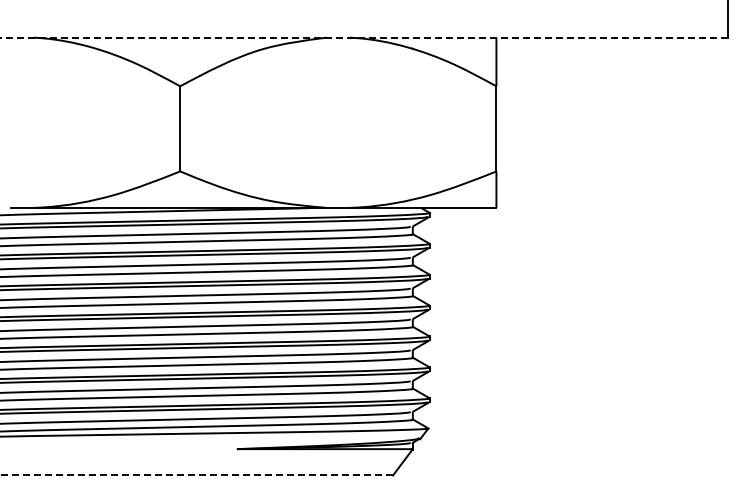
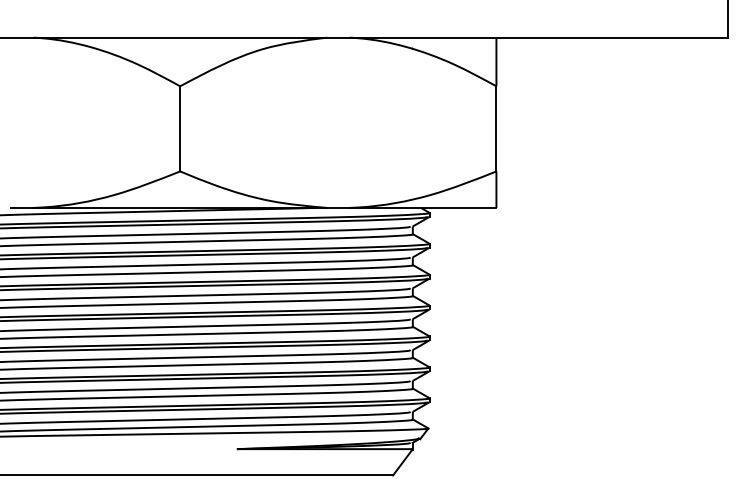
line: dashed -> solid (363, 37)
line: dashed -> solid (196, 475)
